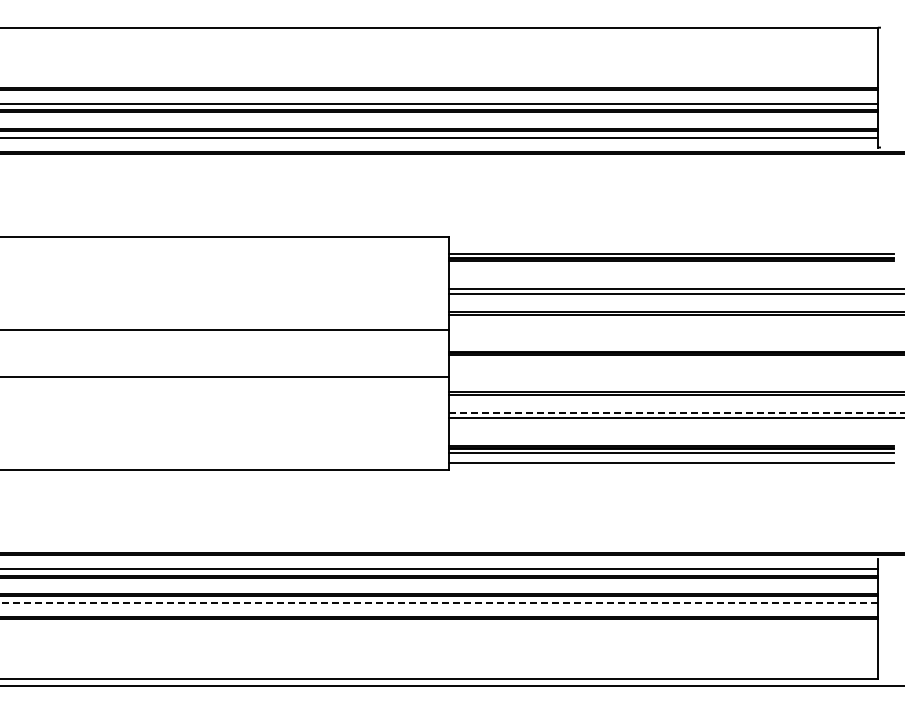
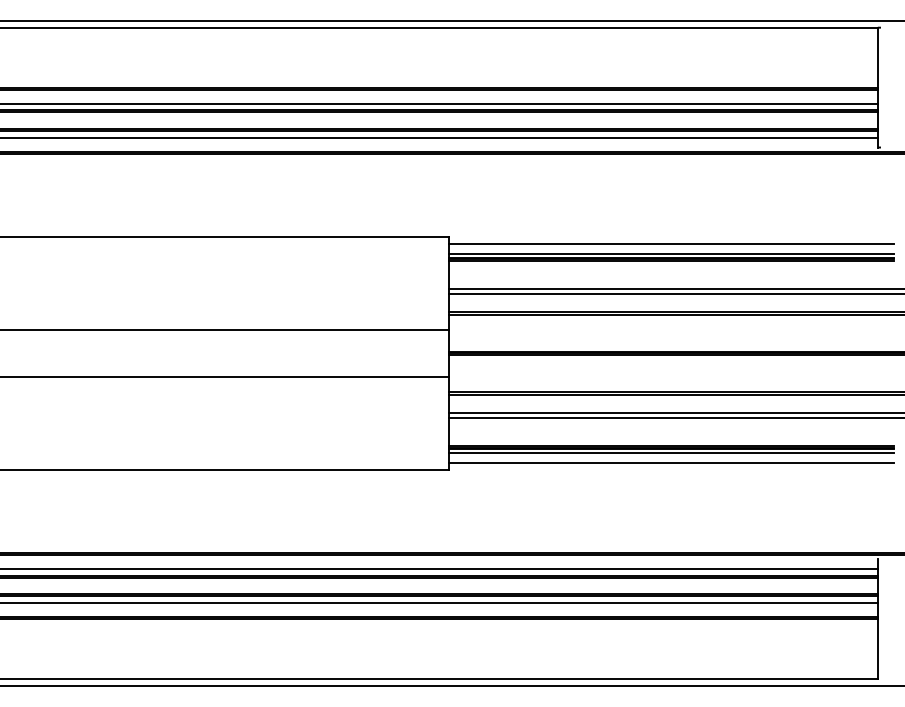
line: none -> present (451, 21)
line: none -> present (671, 243)
line: dashed -> solid (676, 413)
line: dashed -> solid (439, 603)
